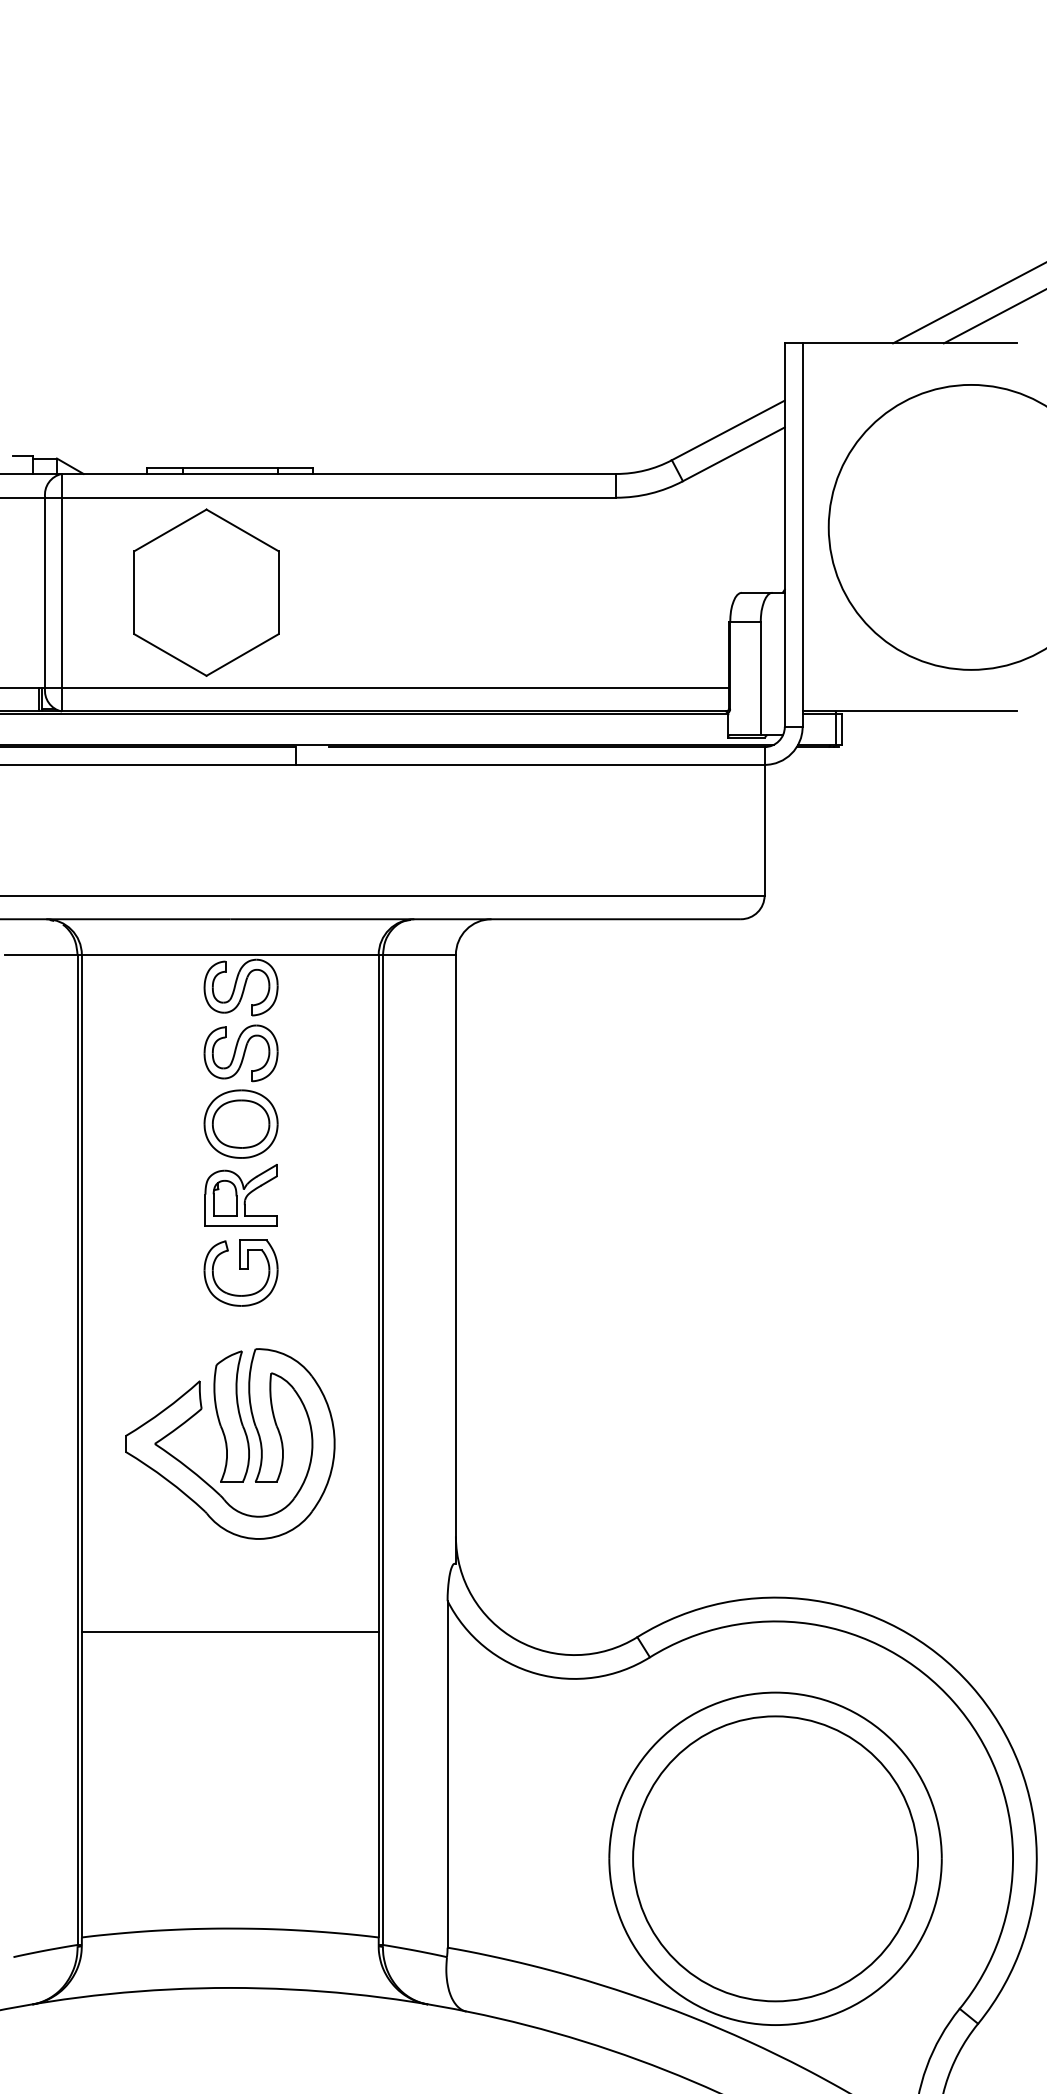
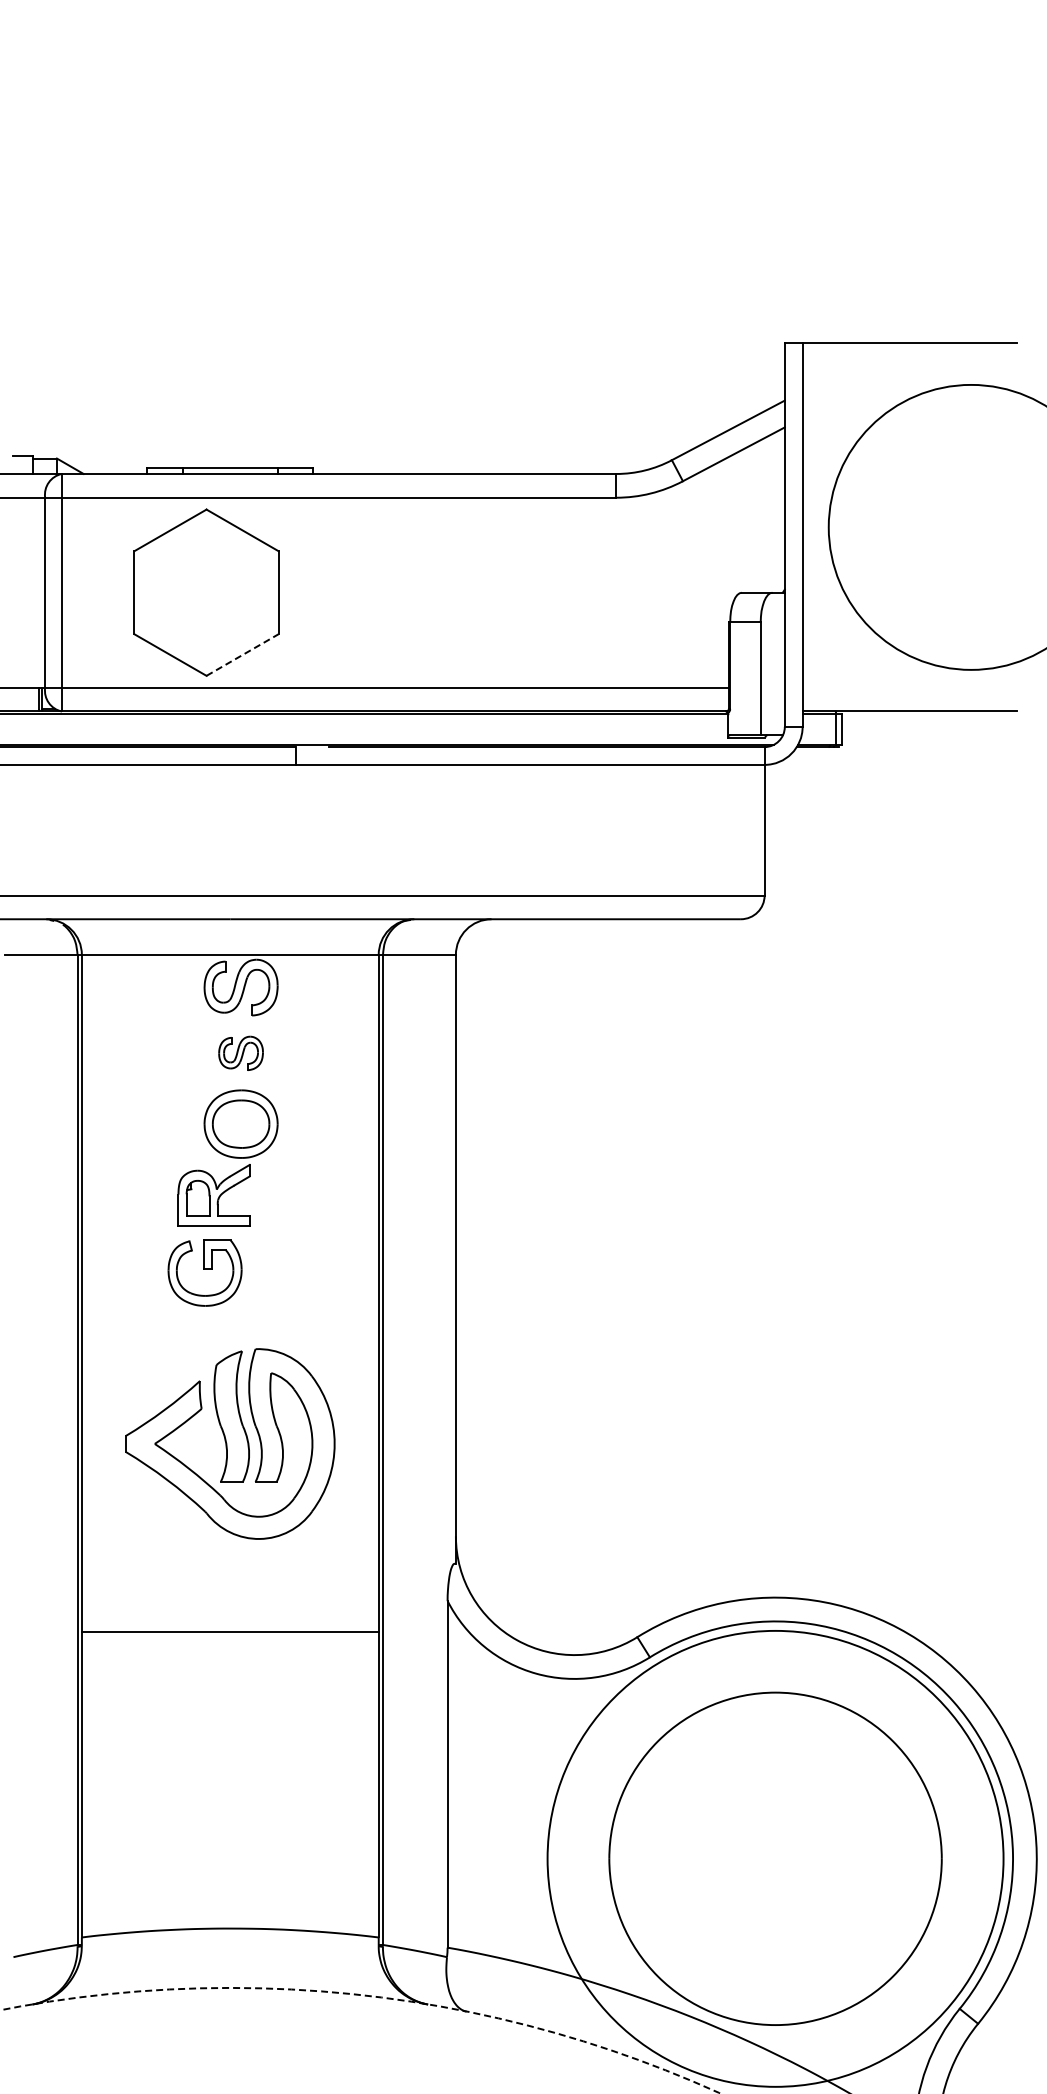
line: present -> none (968, 303)
line: present -> none (993, 316)
line: solid -> dashed (242, 655)
part size: 76x59 px -> 46x36 px (240, 1052)
part position: (240, 1195) -> (213, 1195) (213, 1195)
part position: (240, 1272) -> (204, 1272) (204, 1272)
circle diameter: 285 px -> 456 px (775, 1858)
circle: solid -> dashed (360, 2040)
